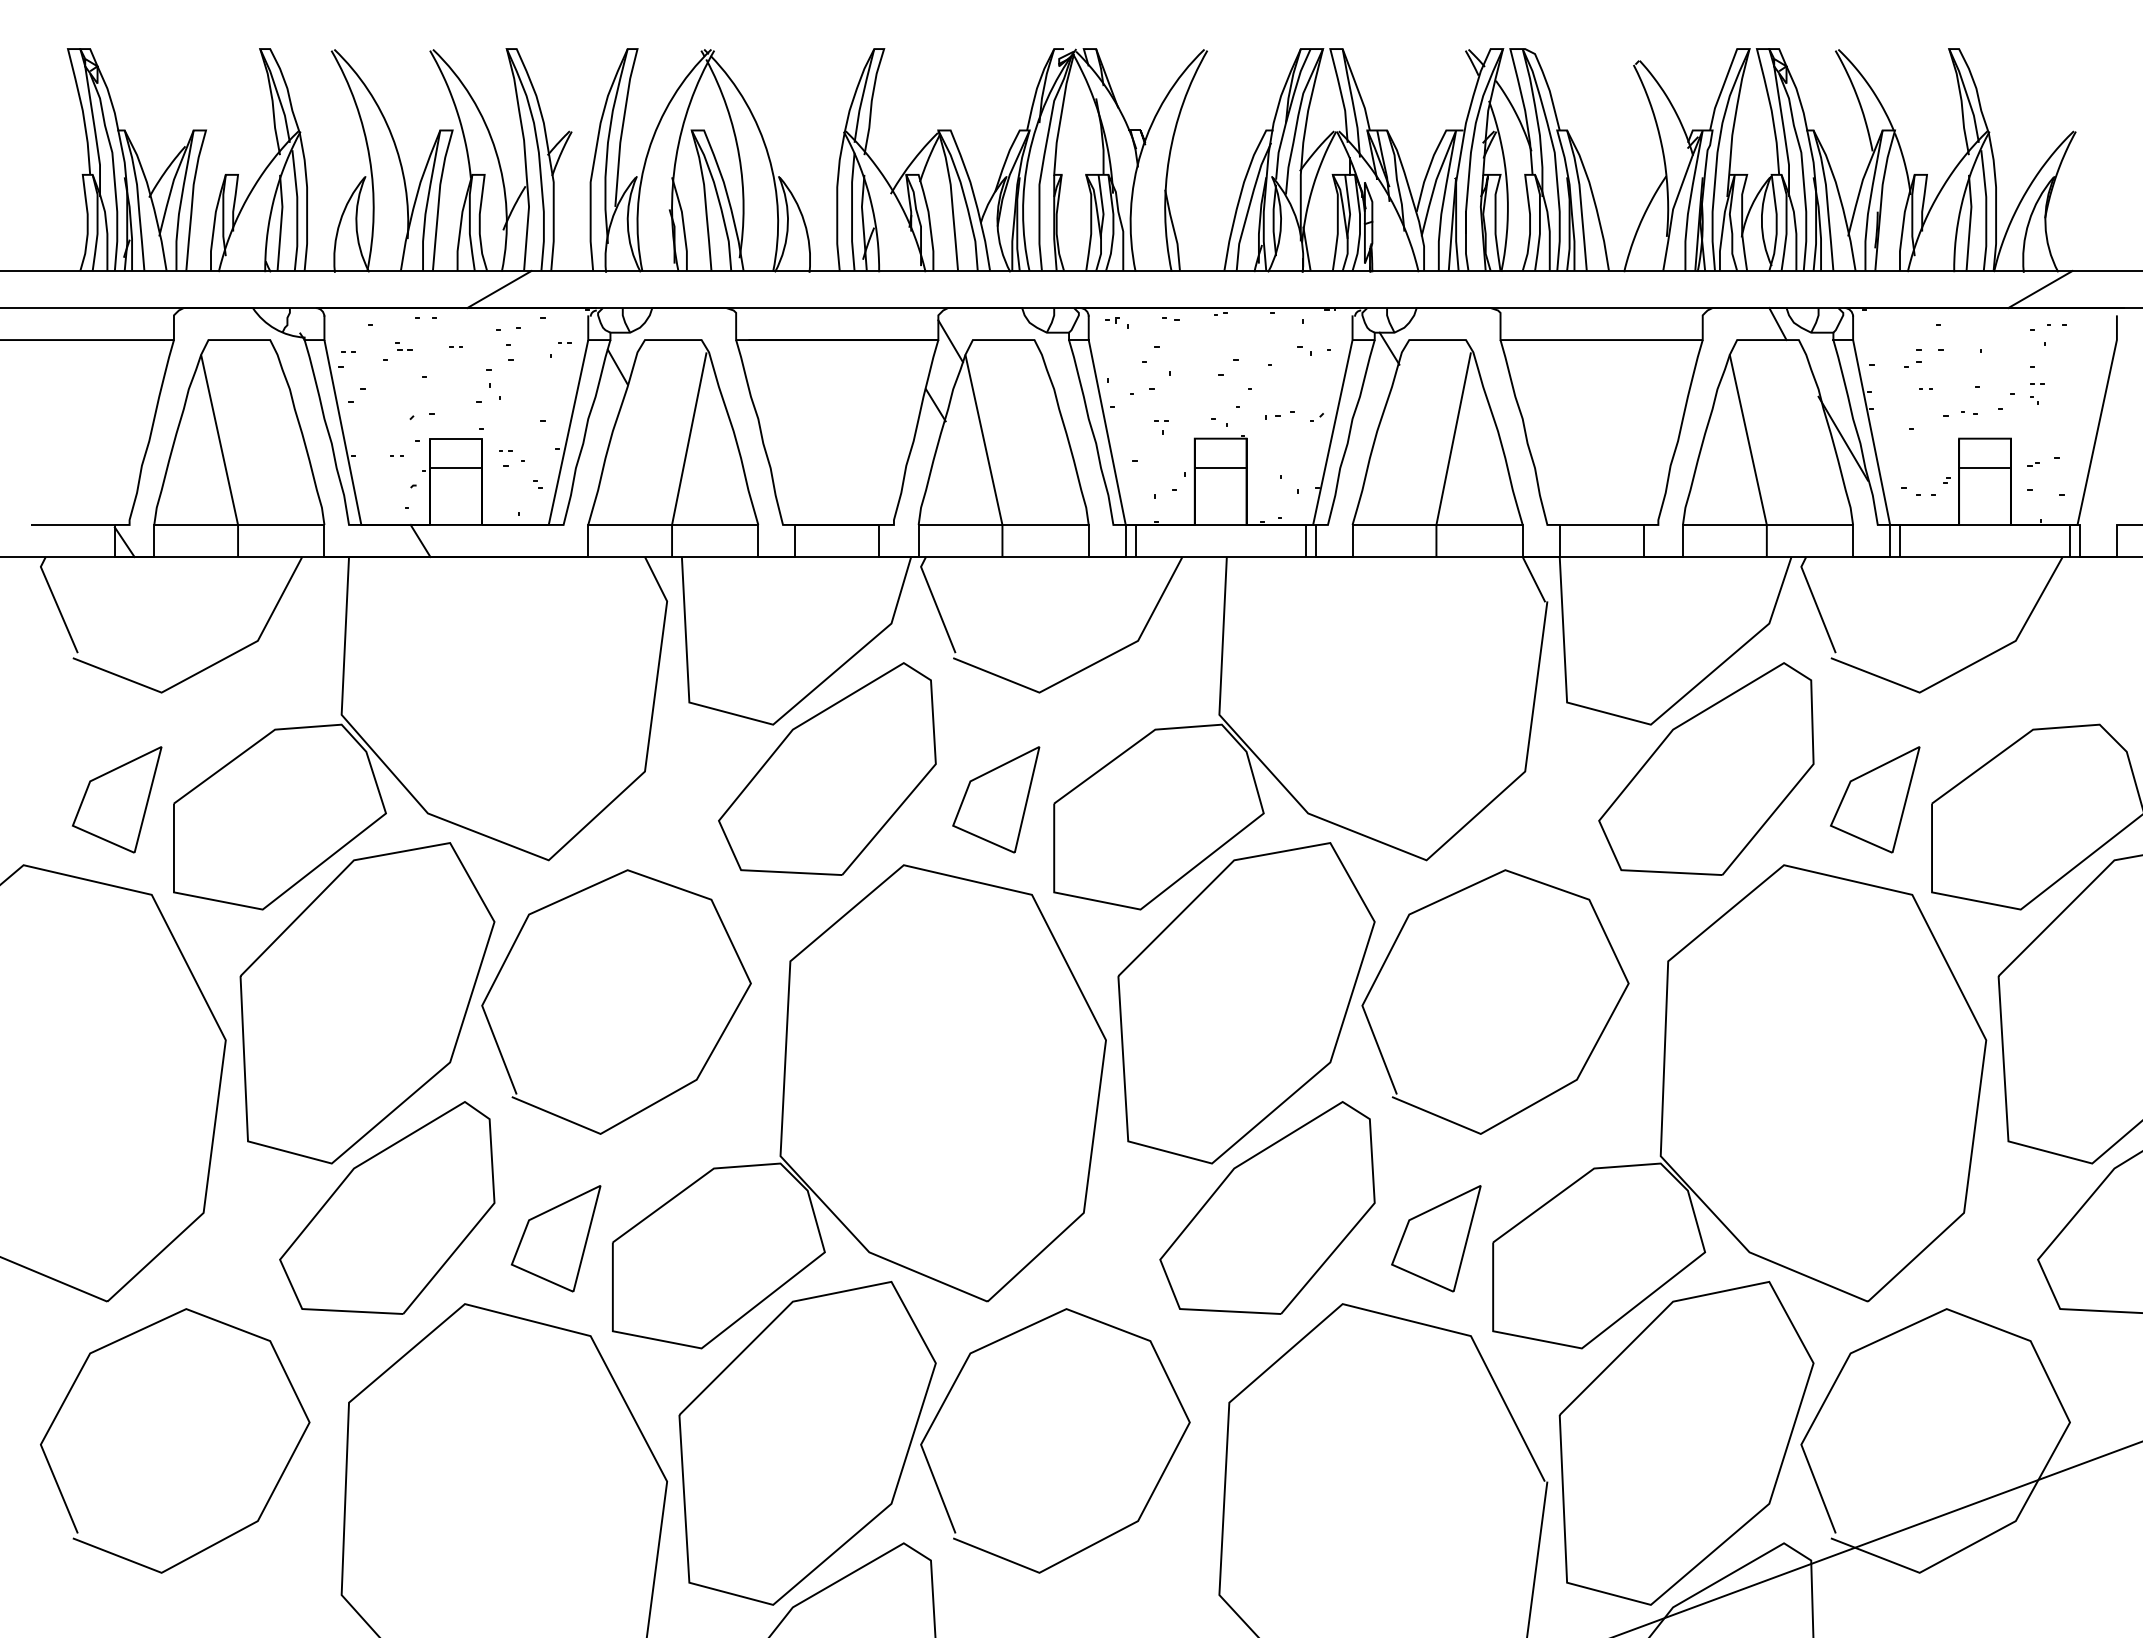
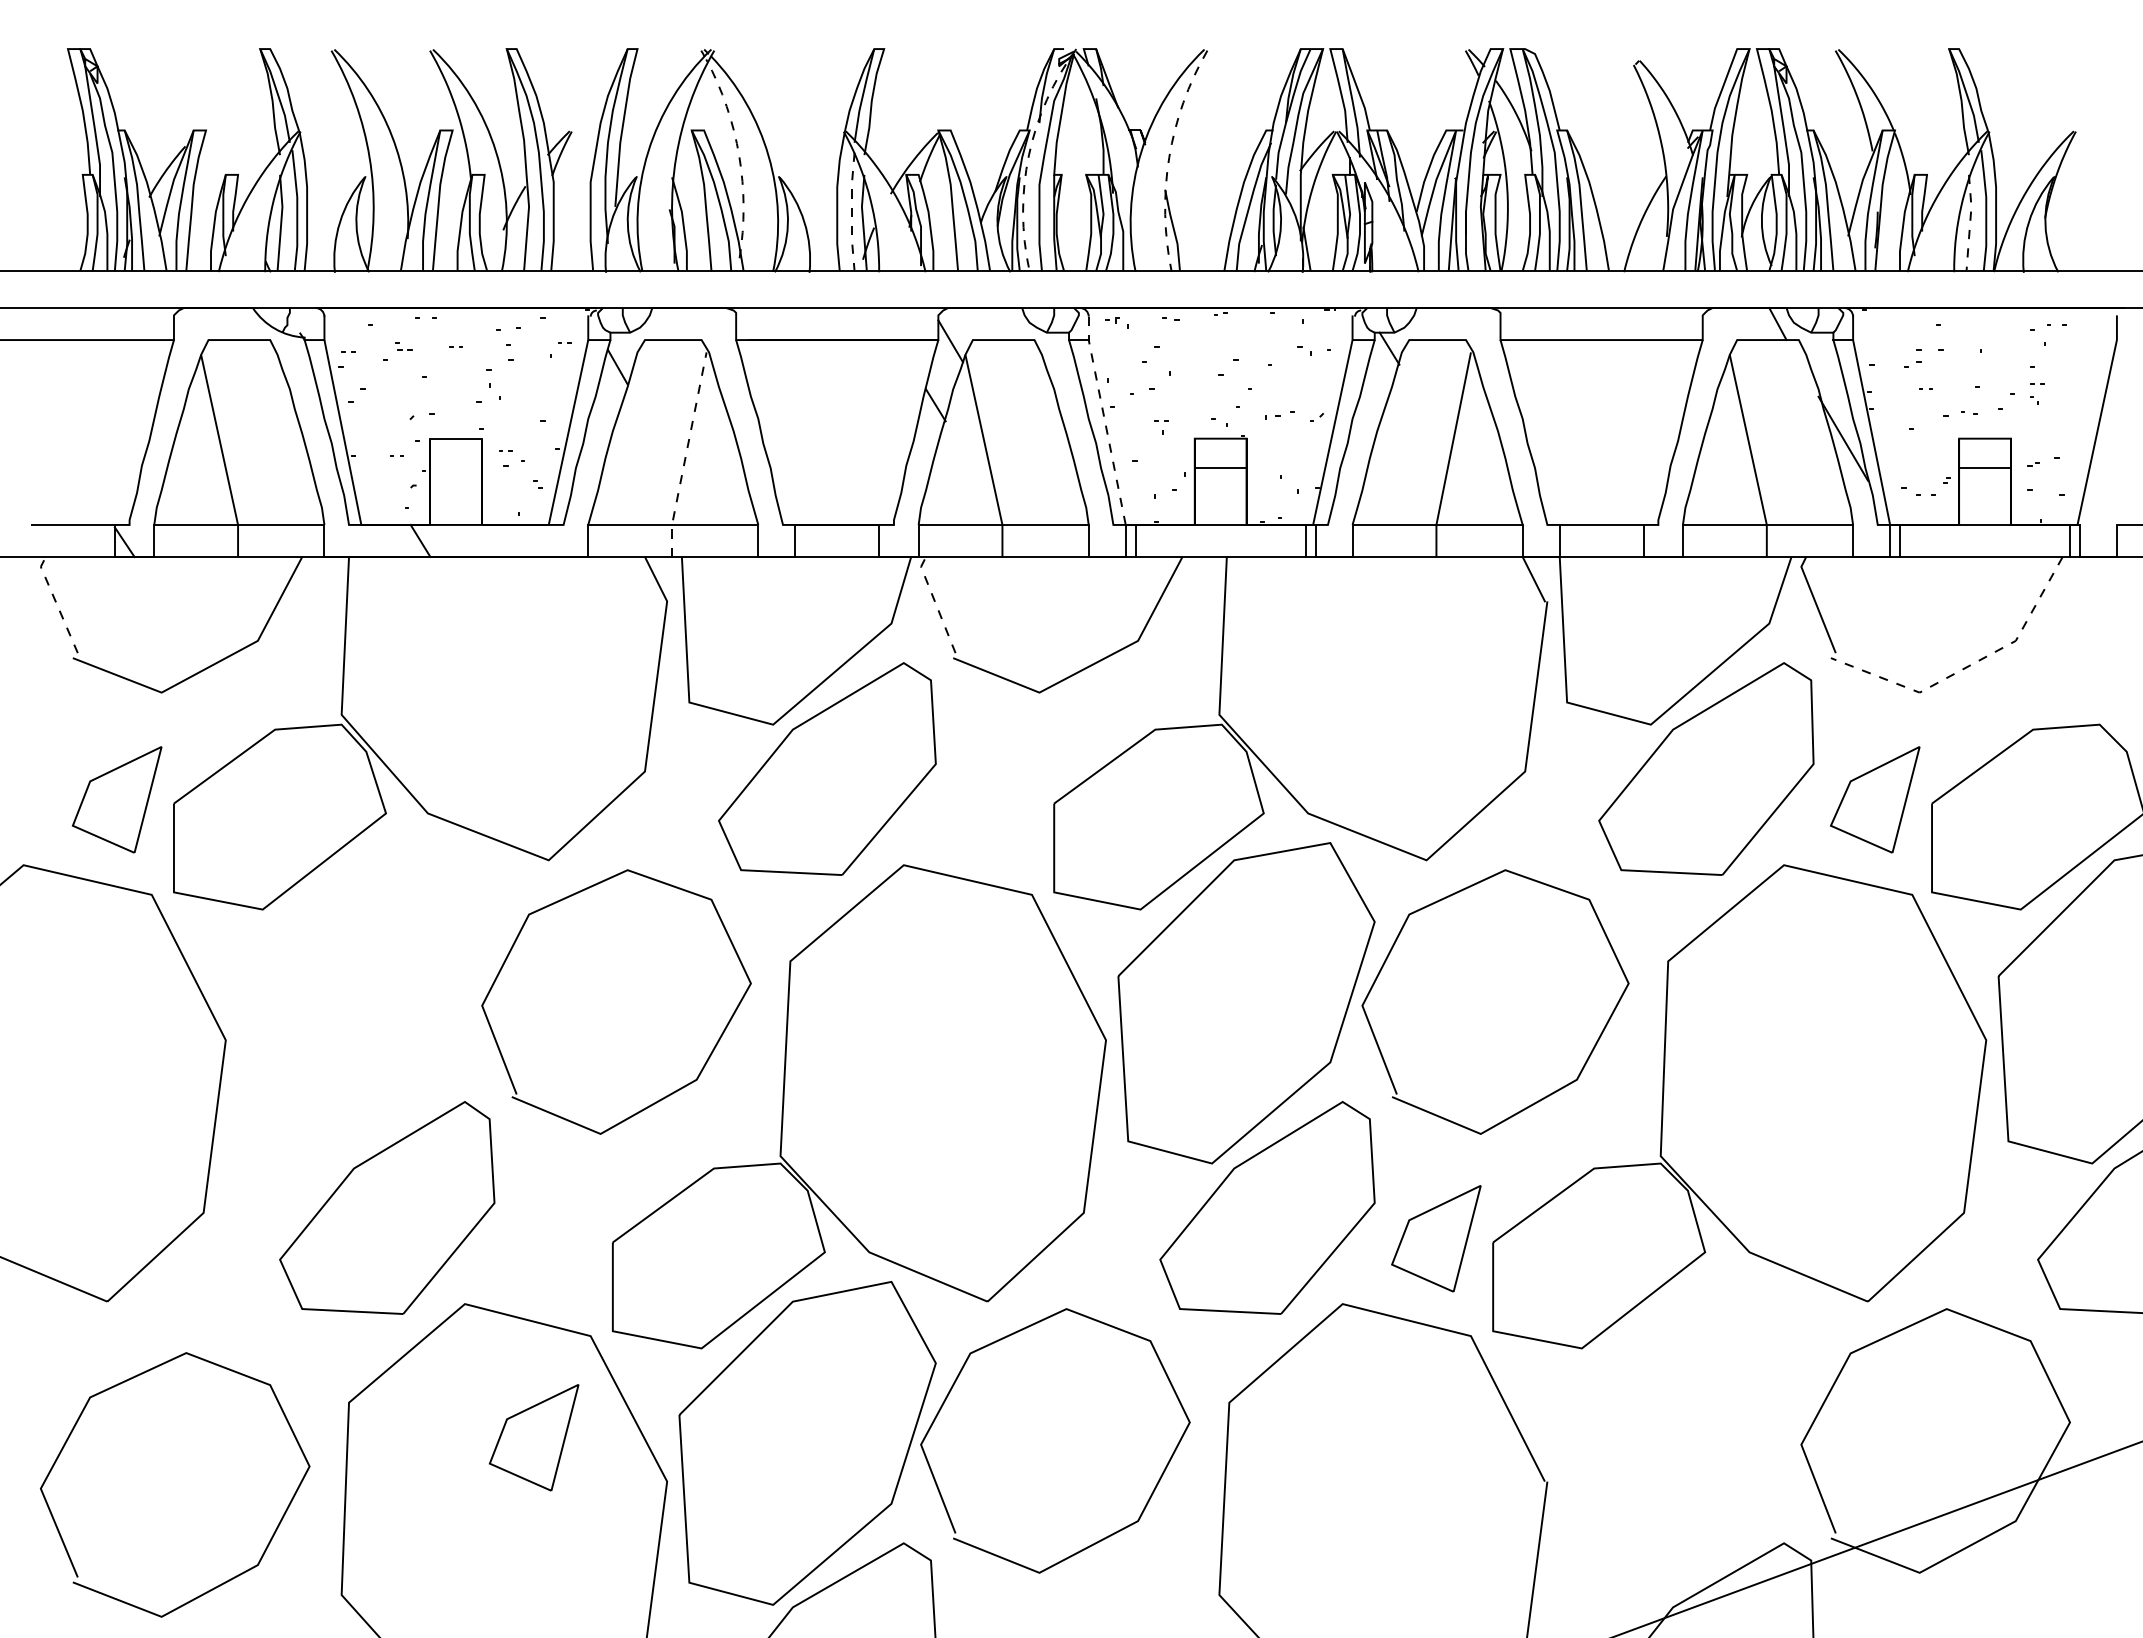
arc: solid -> dashed (1029, 154)
arc: solid -> dashed (739, 156)
arc: solid -> dashed (1169, 157)
line: solid -> dashed (852, 211)
line: solid -> dashed (1970, 223)
line: present -> none (499, 289)
line: present -> none (2040, 289)
line: solid -> dashed (1104, 419)
line: solid -> dashed (685, 455)
line: present -> none (456, 468)
line: solid -> dashed (56, 603)
line: solid -> dashed (935, 603)
line: solid -> dashed (1967, 666)
part: present -> none (996, 799)
part: present -> none (367, 1003)
part position: (555, 1238) -> (533, 1437) (533, 1437)
part: present -> none (1686, 1443)
curve position: (226, 1536) -> (226, 1580) (226, 1580)
